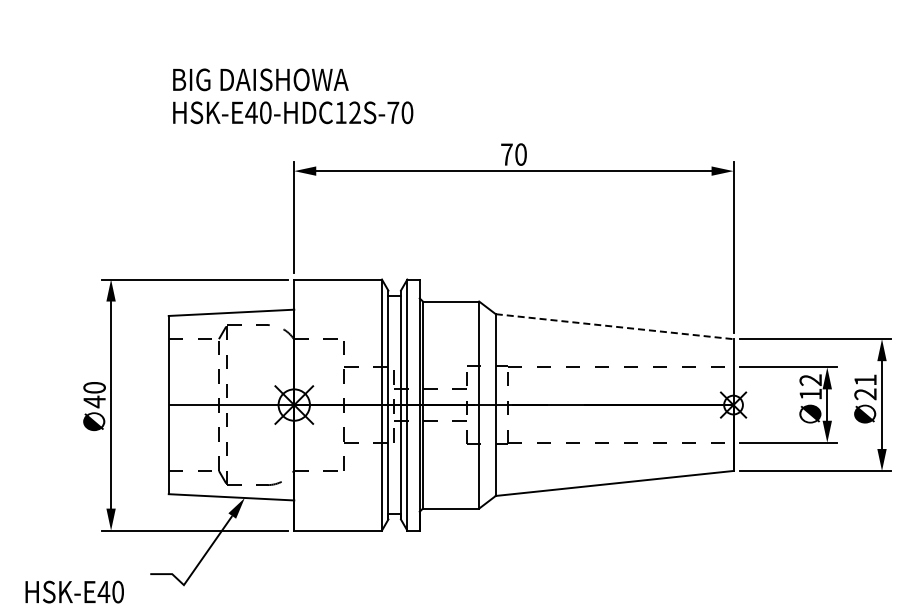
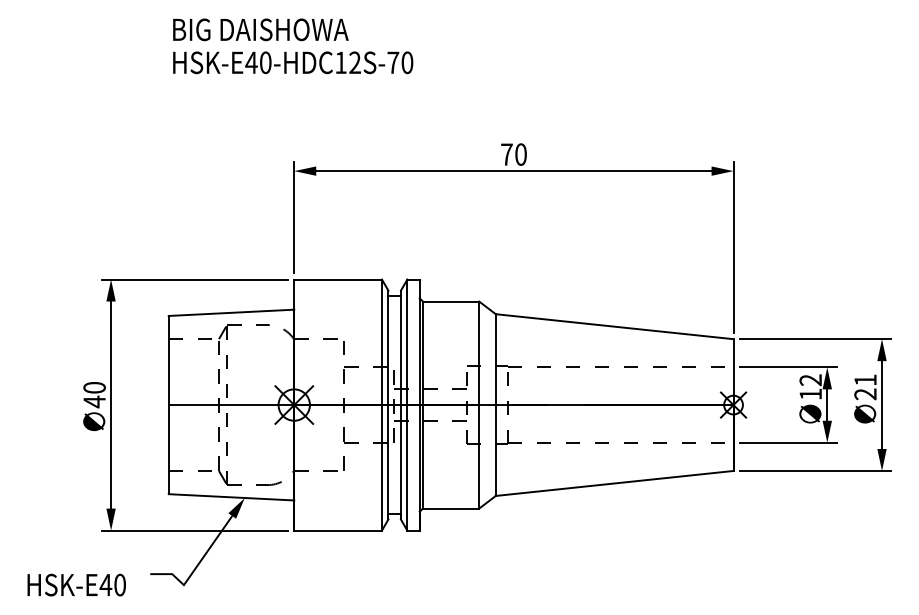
text position: (293, 96) -> (293, 46) (293, 46)
line: dashed -> solid (614, 326)
text position: (74, 591) -> (76, 584) (76, 584)
